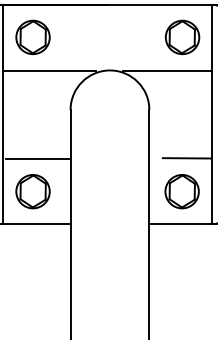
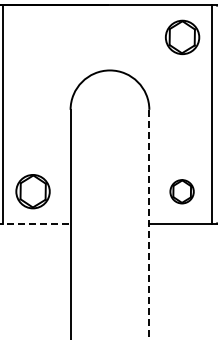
part: present -> none (32, 36)
line: present -> none (49, 70)
line: present -> none (166, 70)
line: present -> none (36, 158)
line: present -> none (186, 158)
part size: 36x36 px -> 26x26 px (181, 191)
line: solid -> dashed (35, 224)
line: solid -> dashed (149, 224)
